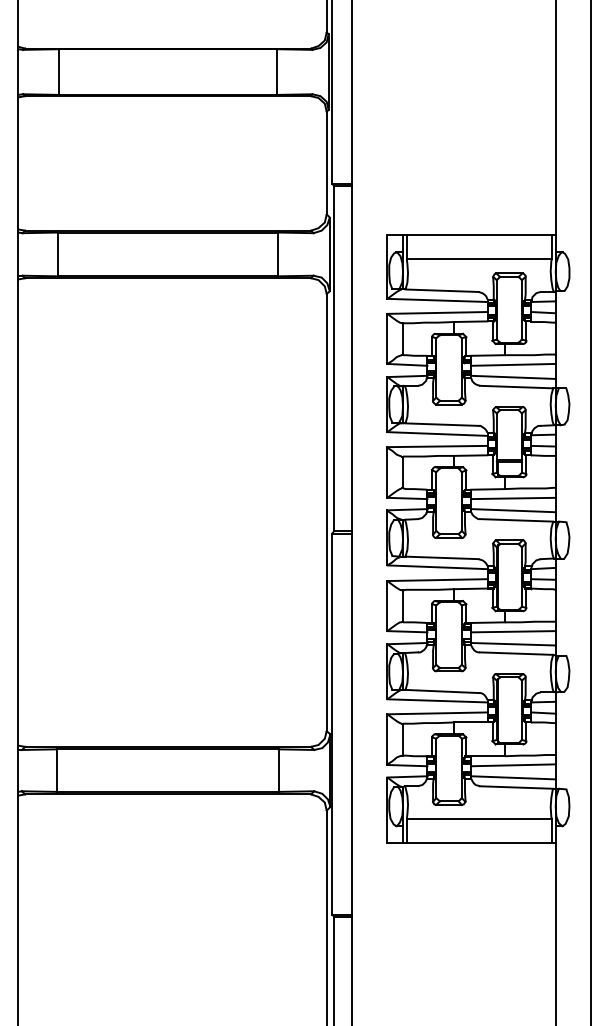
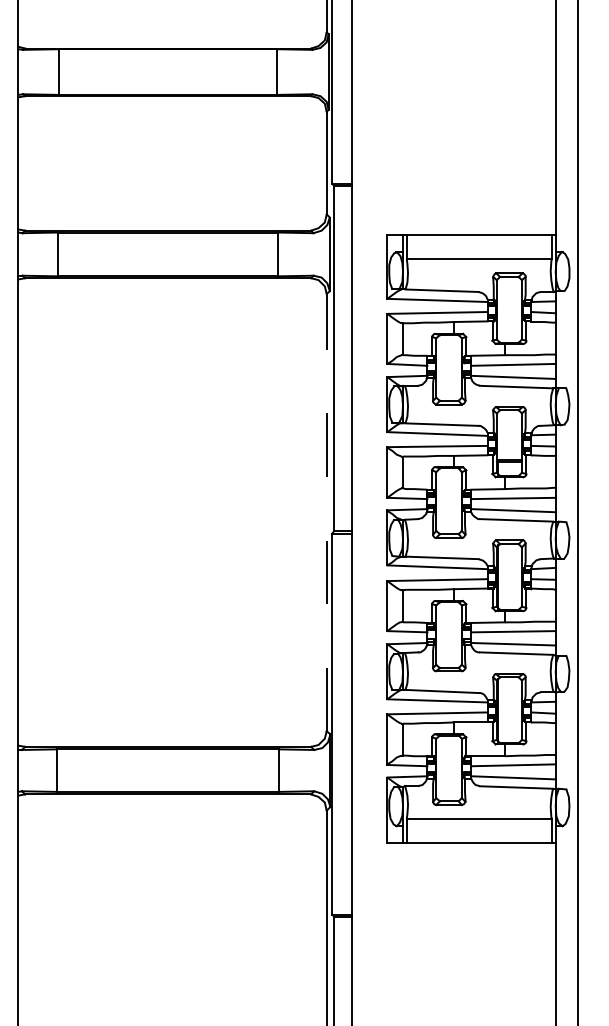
line: solid -> dashed (326, 512)
line position: (590, 512) -> (577, 512) (577, 512)
